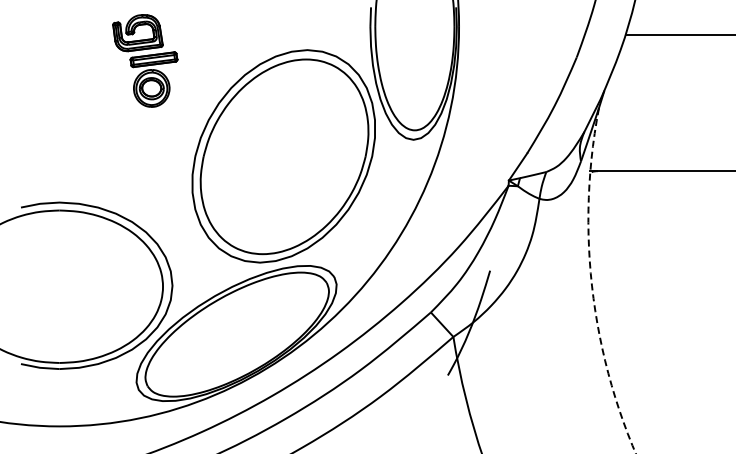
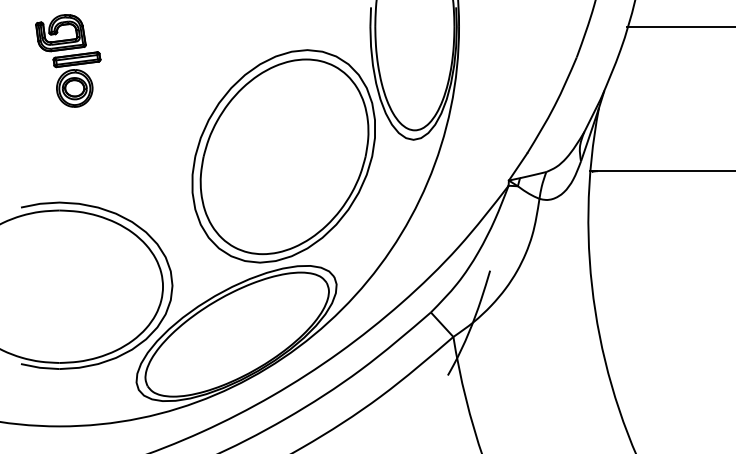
line position: (679, 34) -> (679, 26) (679, 26)
part position: (145, 60) -> (68, 60) (68, 60)
arc: dashed -> solid (591, 285)
